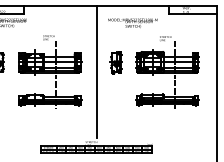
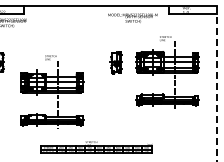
text position: (132, 22) -> (132, 17) (132, 17)
part position: (50, 71) -> (52, 91) (52, 91)
line: present -> none (96, 71)
line: solid -> dashed (216, 84)
